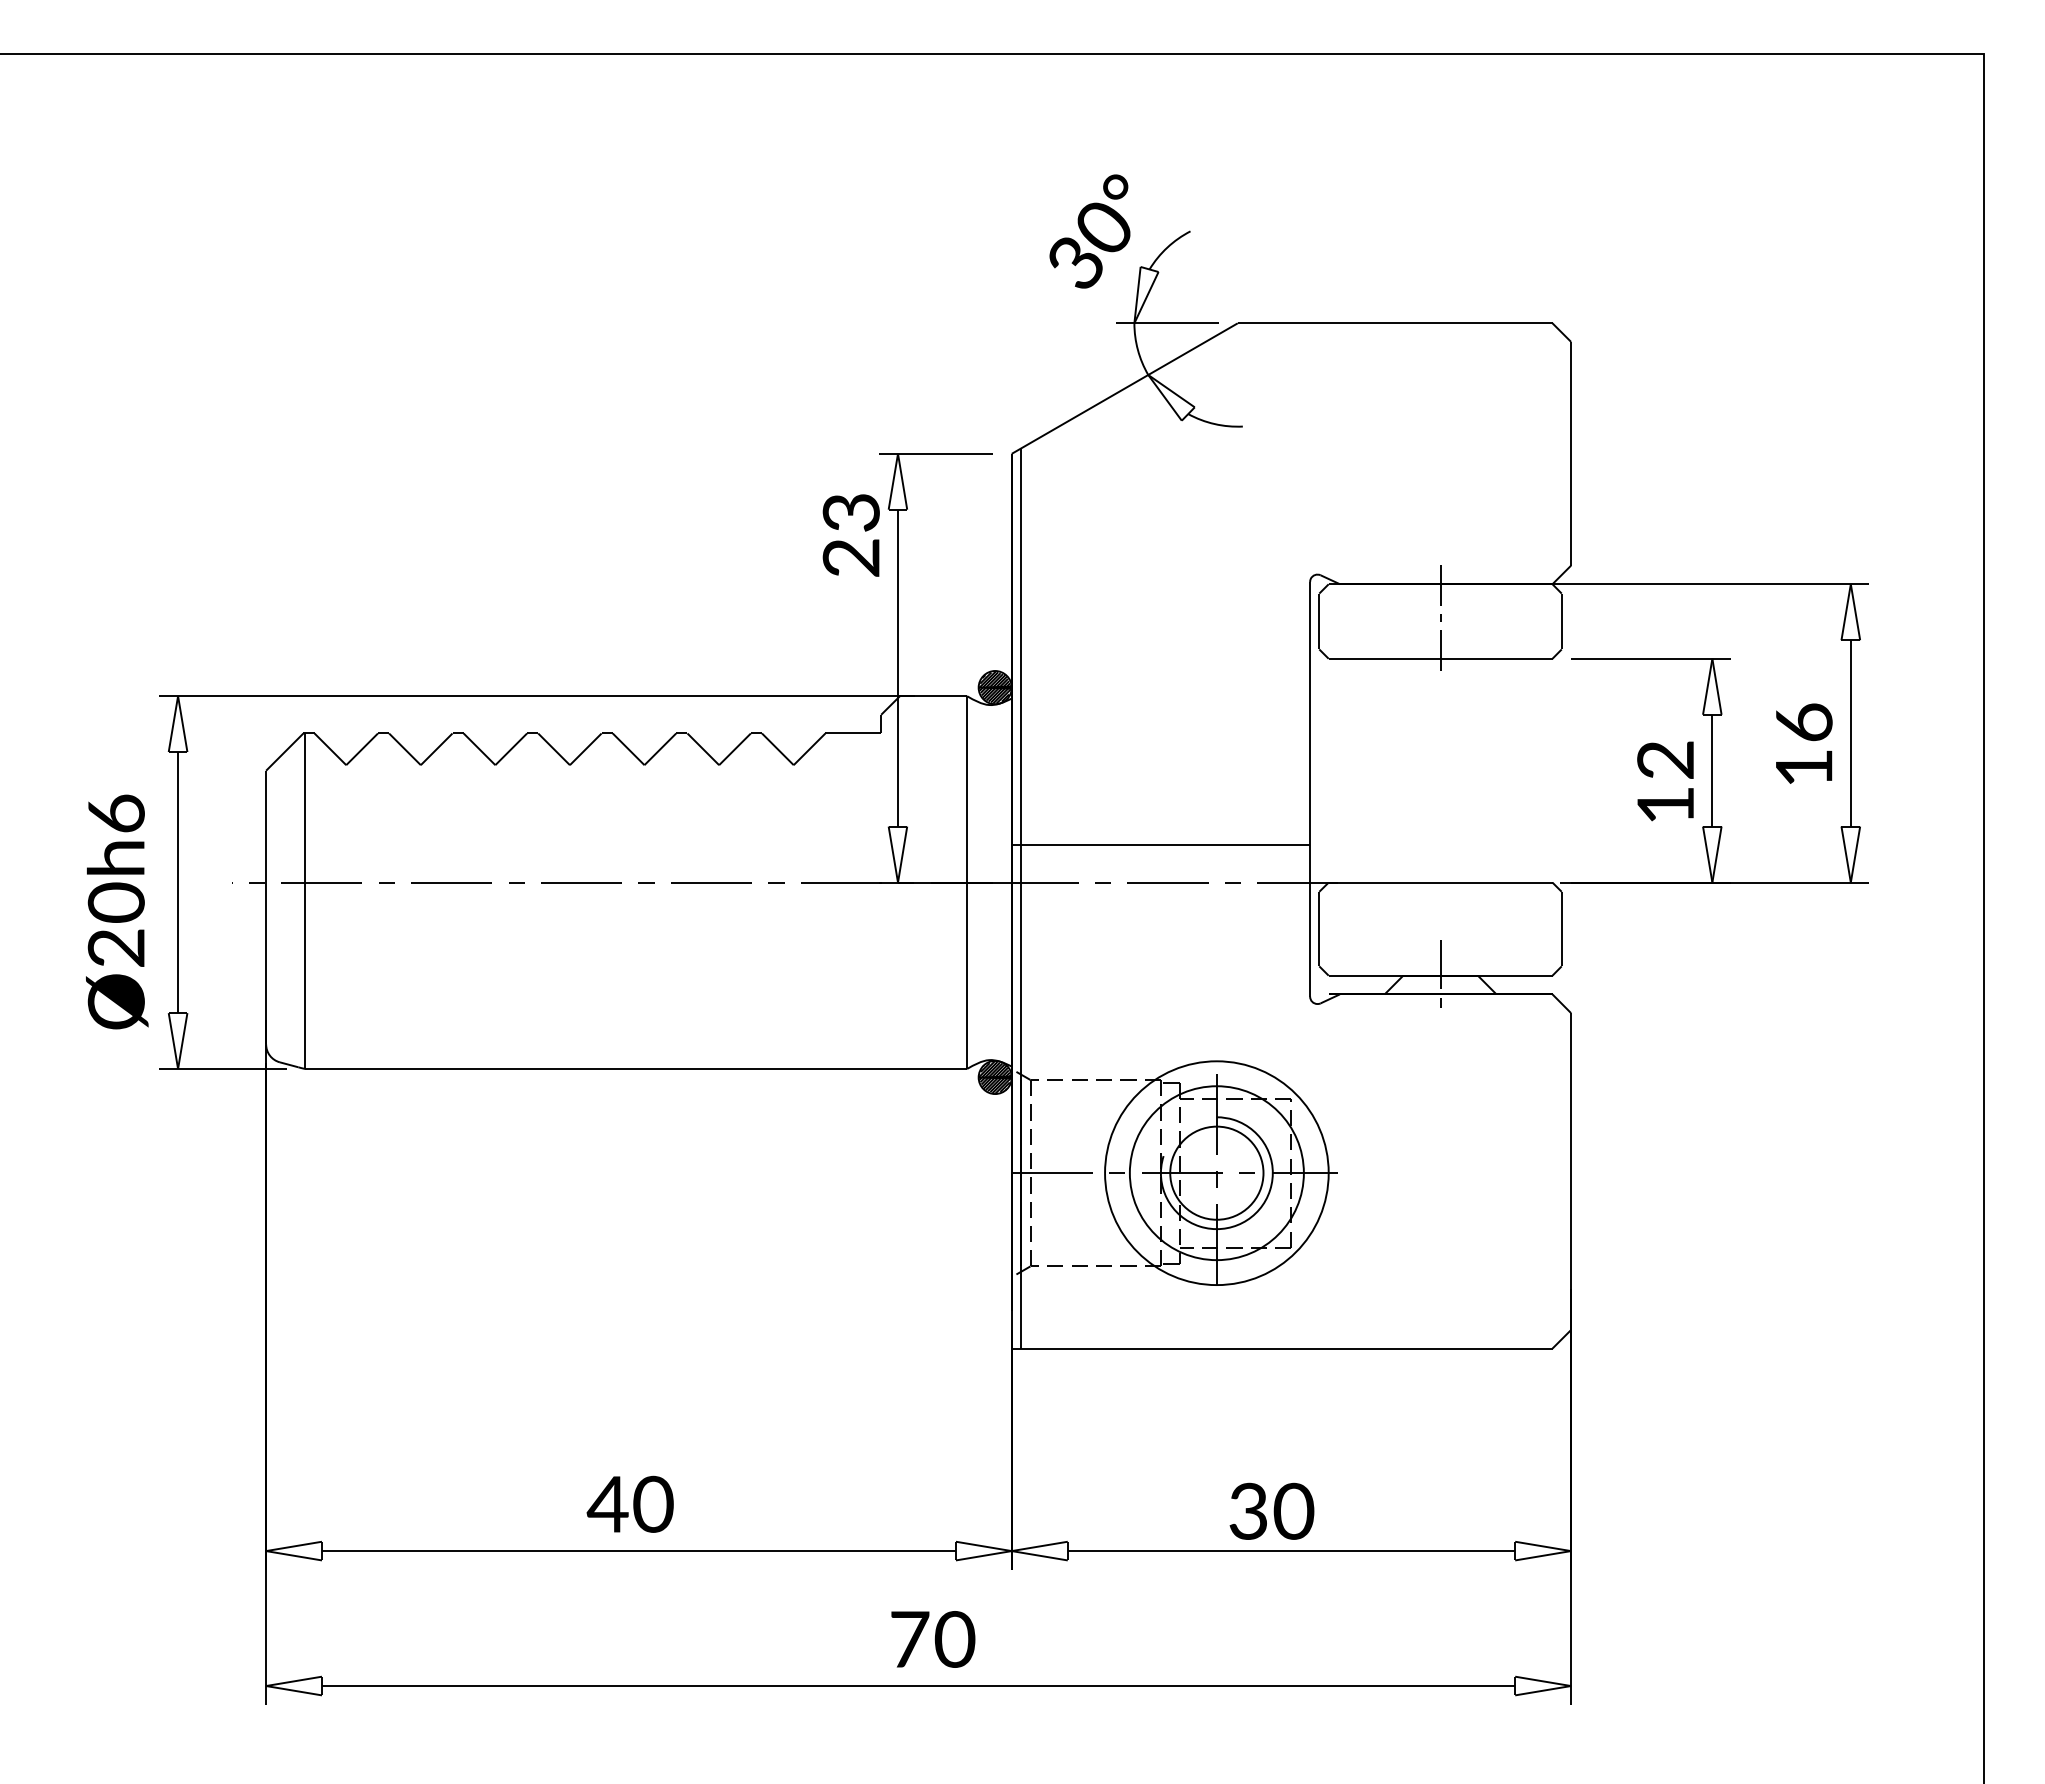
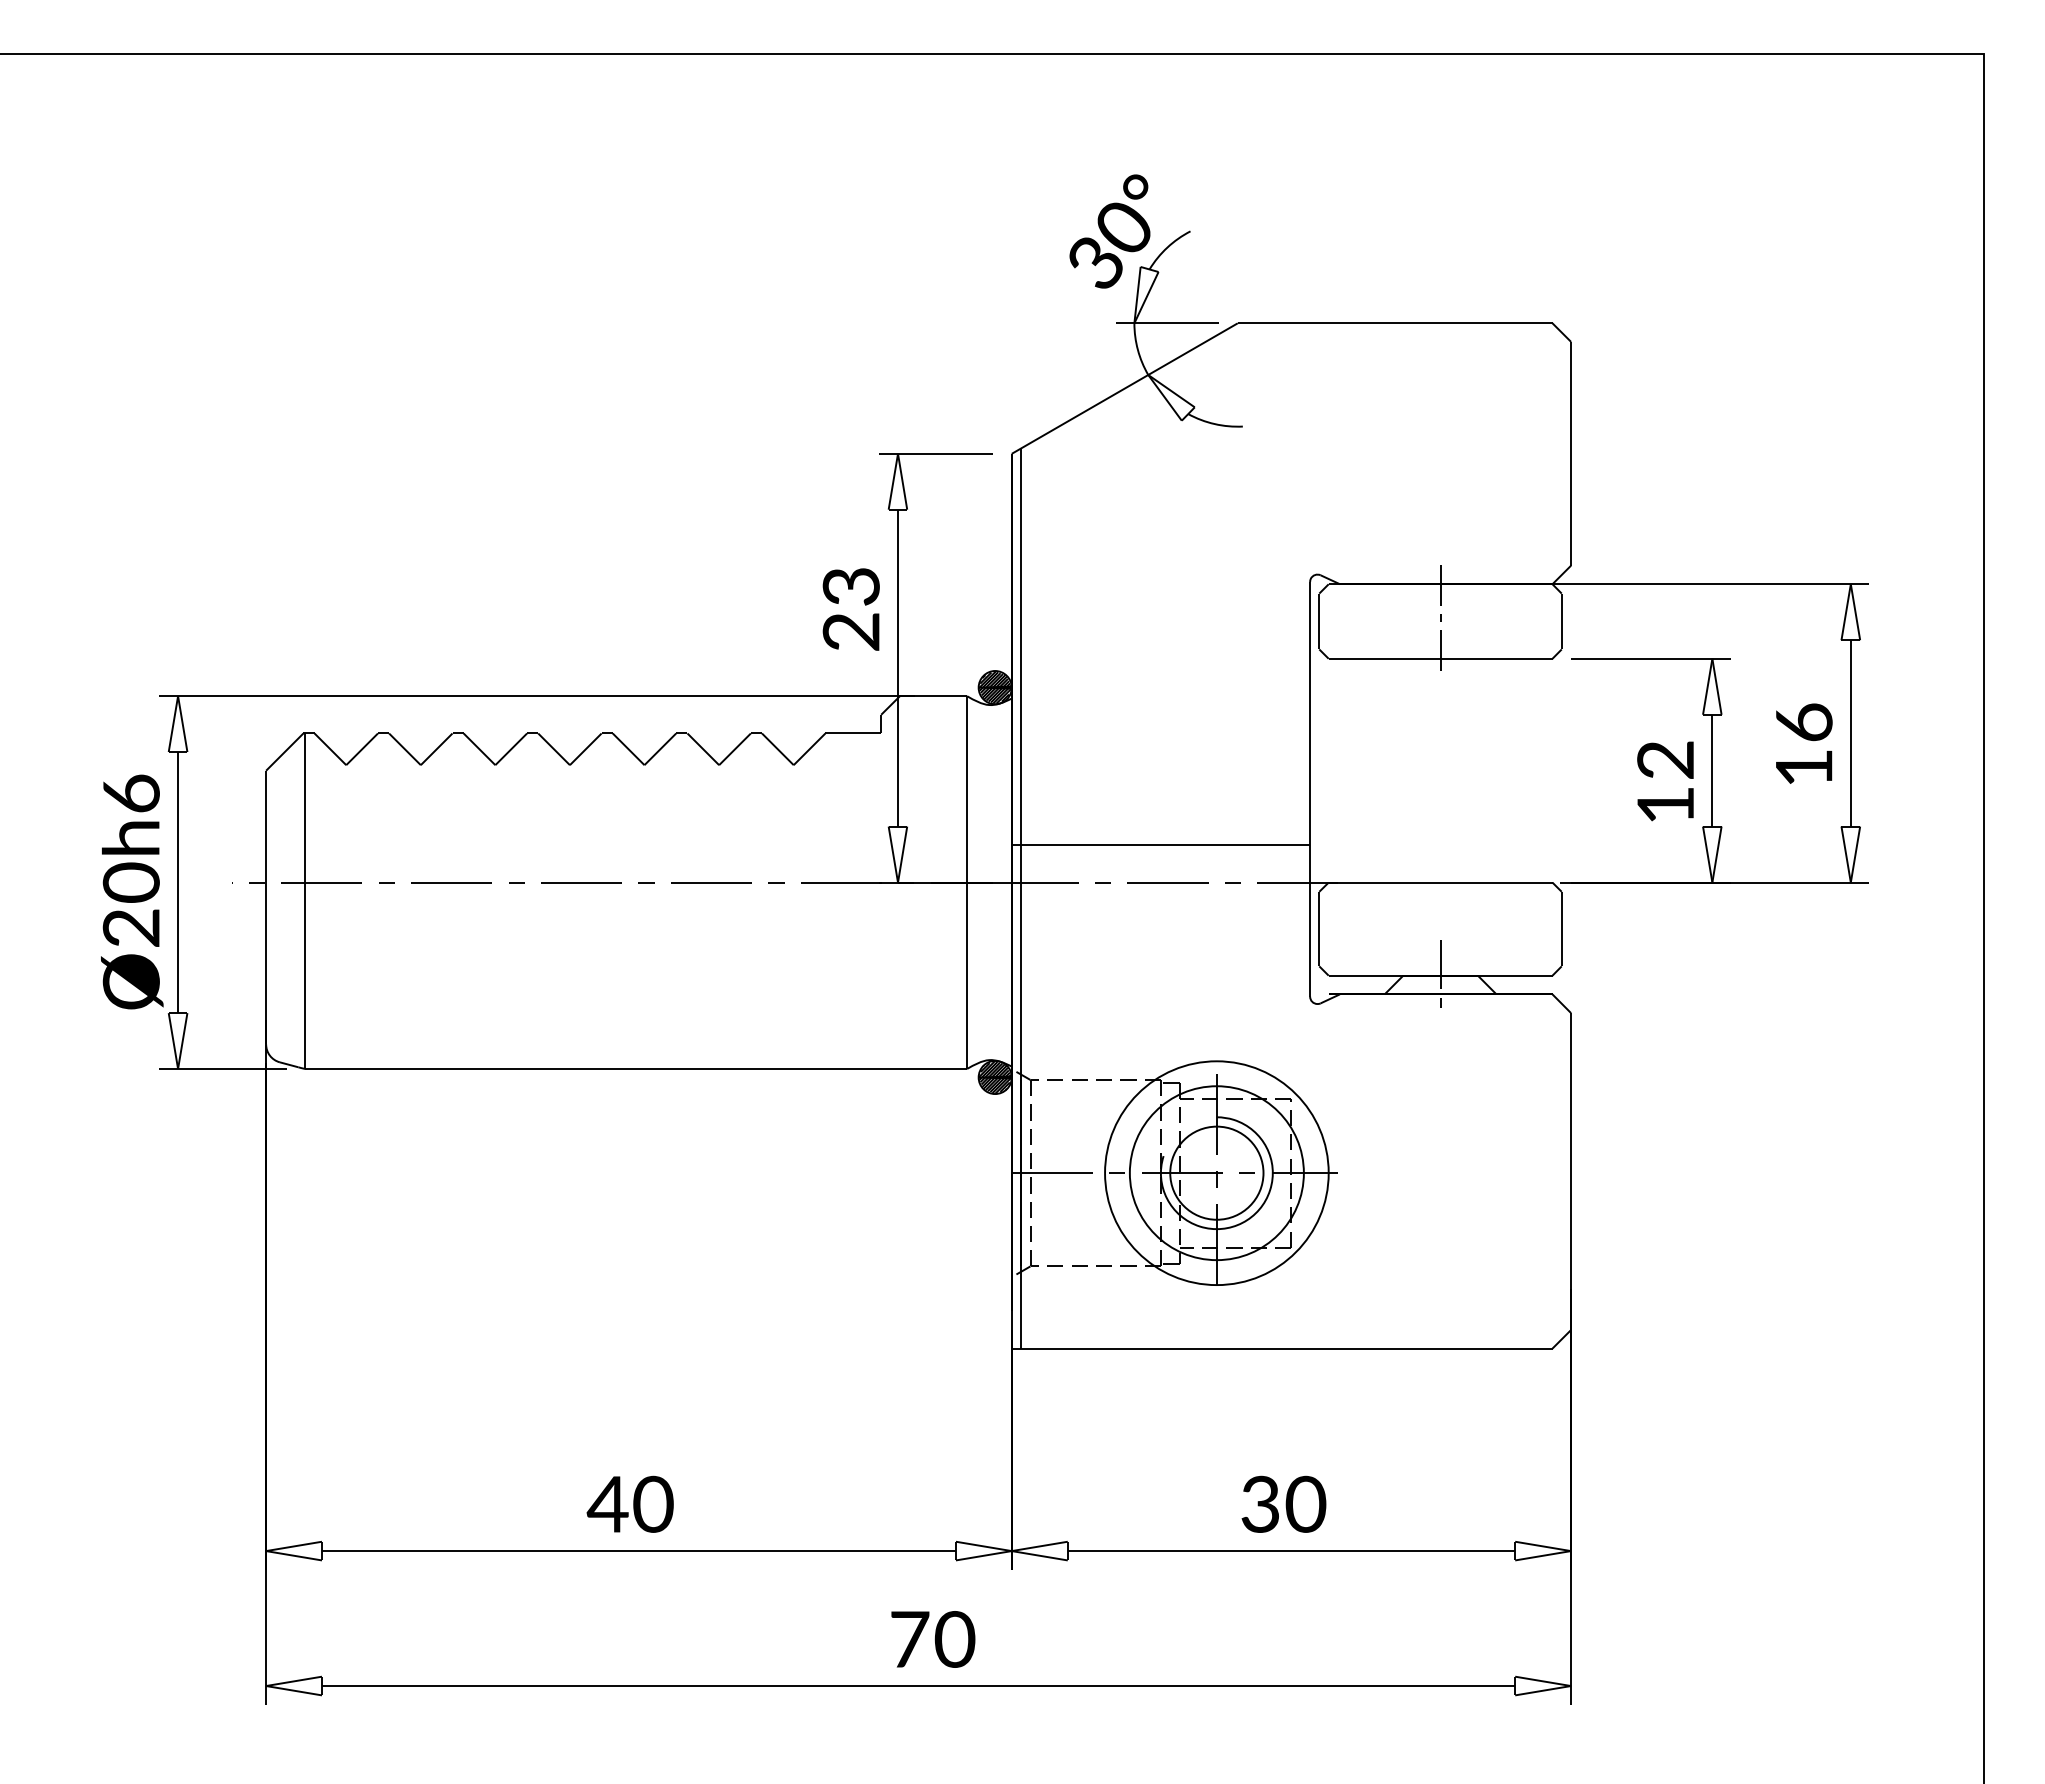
text position: (1089, 231) -> (1109, 231) (1109, 231)
text position: (850, 535) -> (850, 609) (850, 609)
text position: (117, 911) -> (132, 891) (132, 891)
text position: (1271, 1510) -> (1283, 1503) (1283, 1503)
